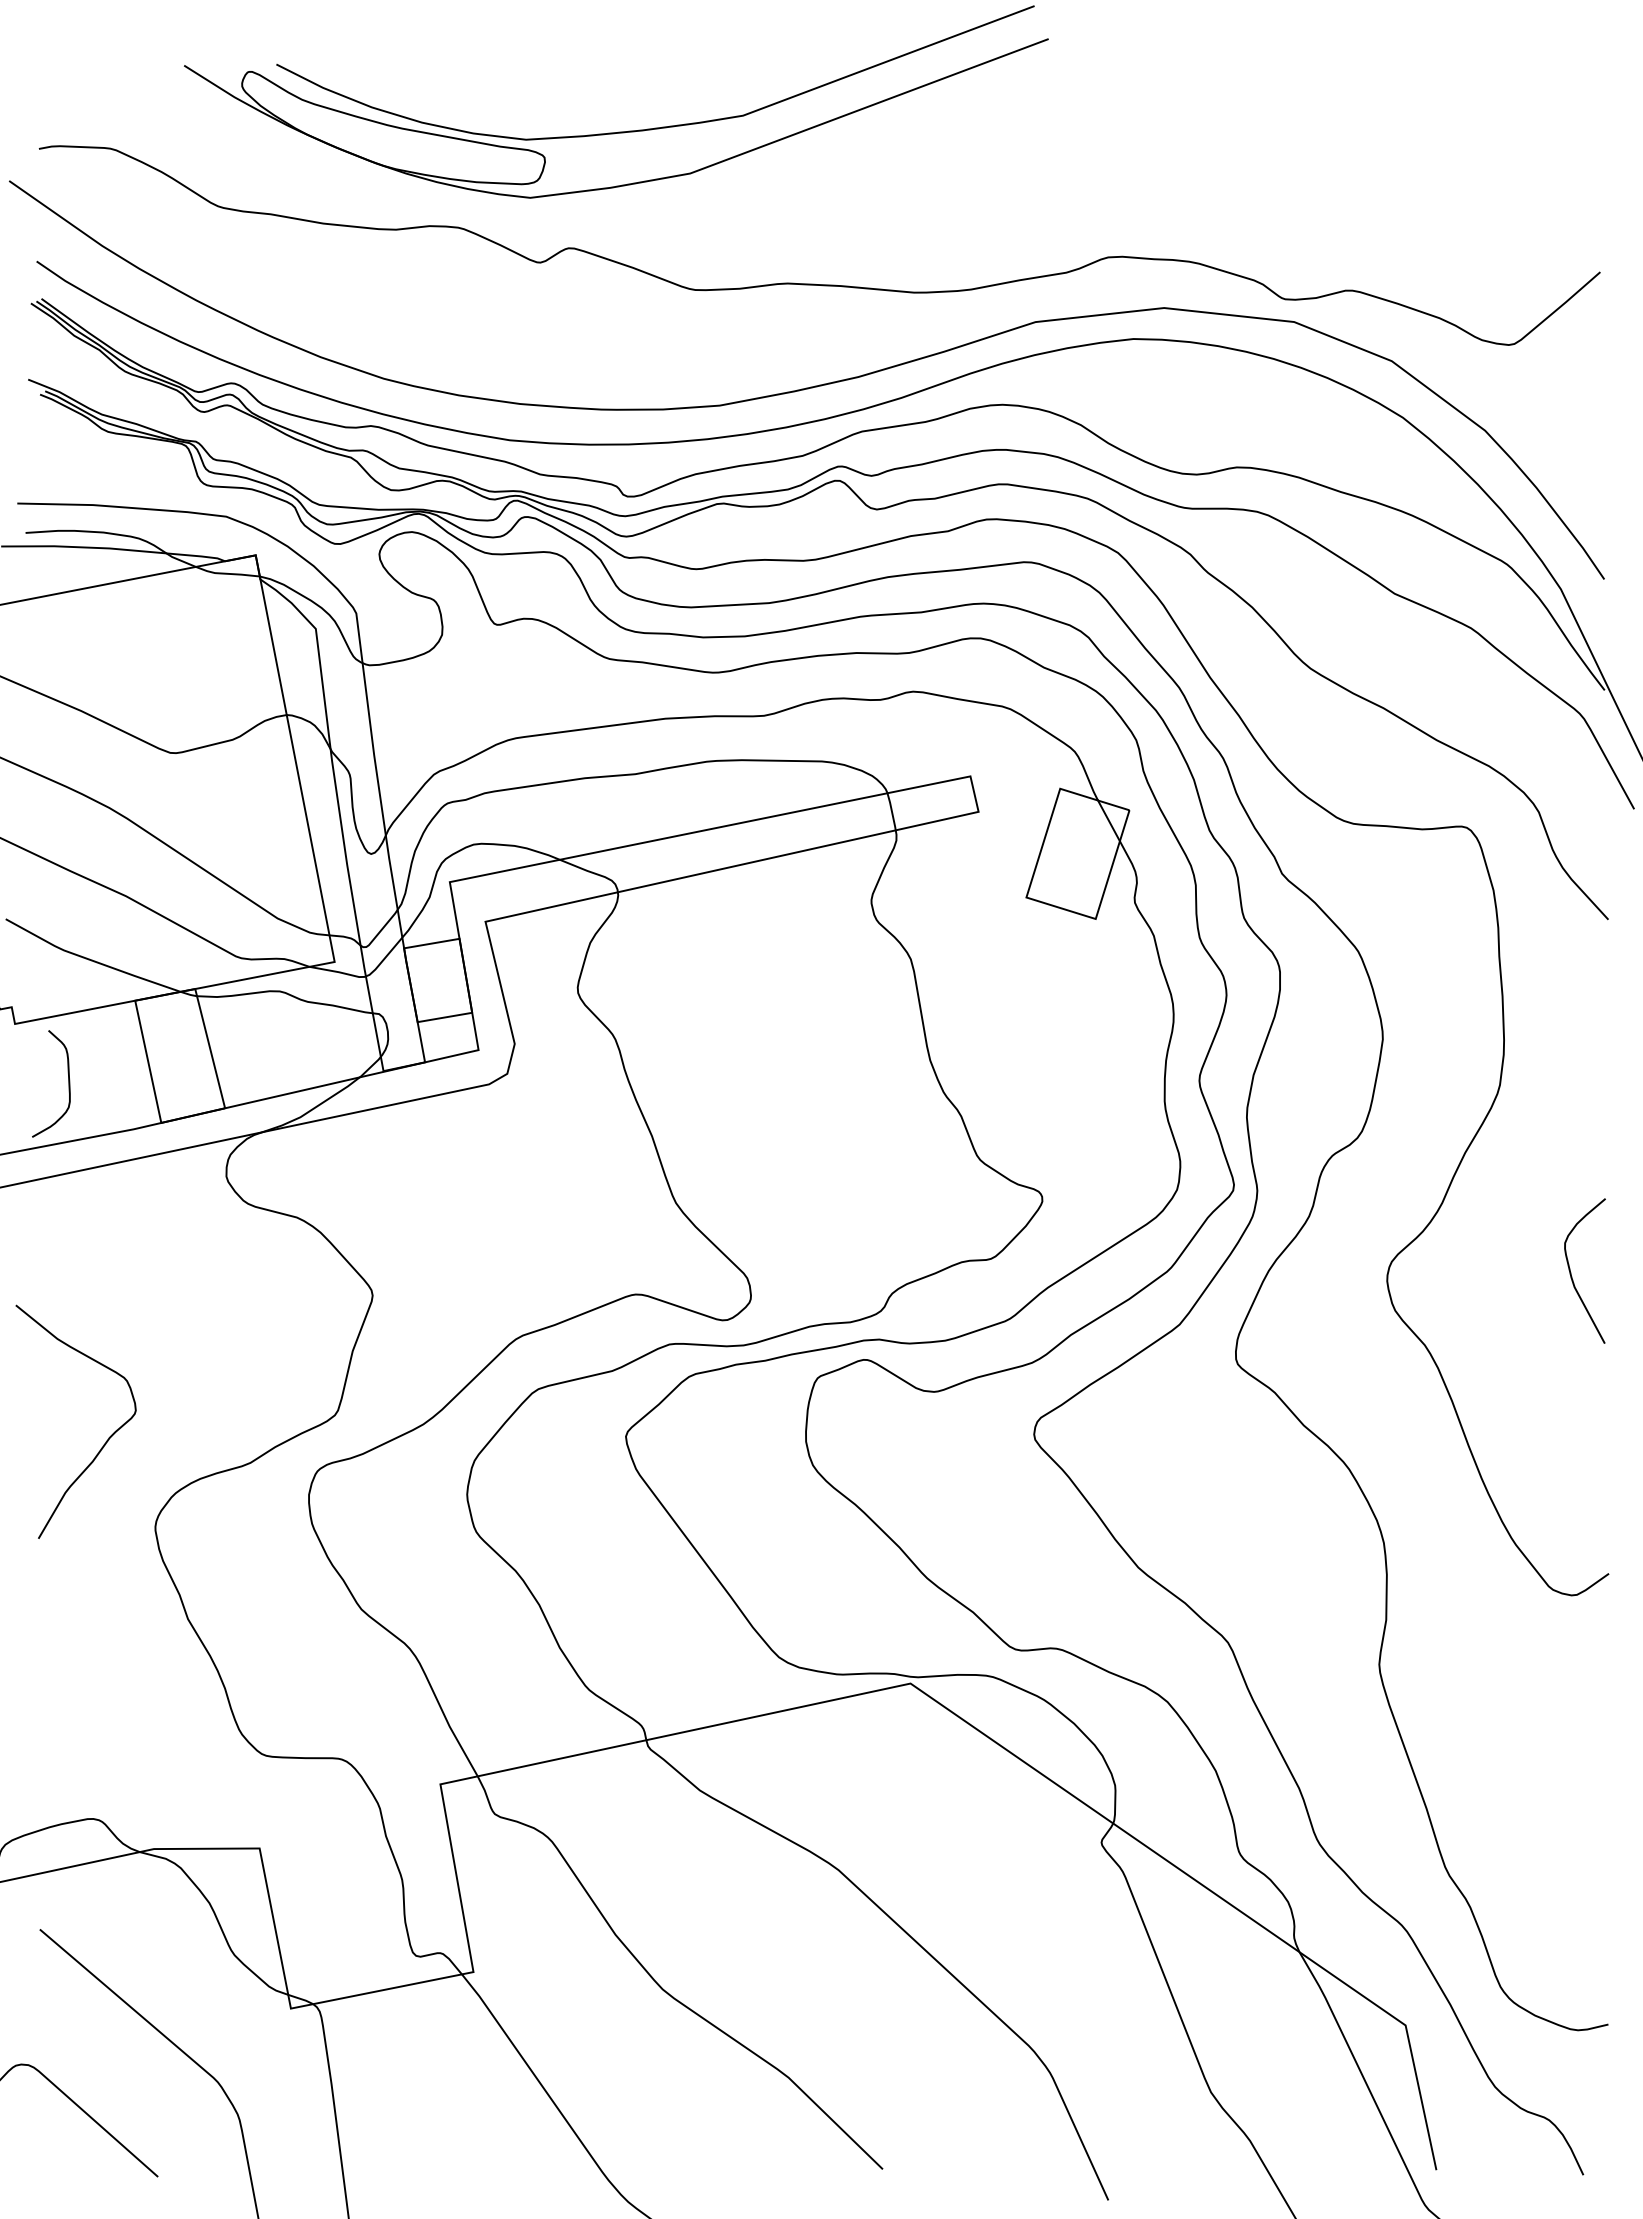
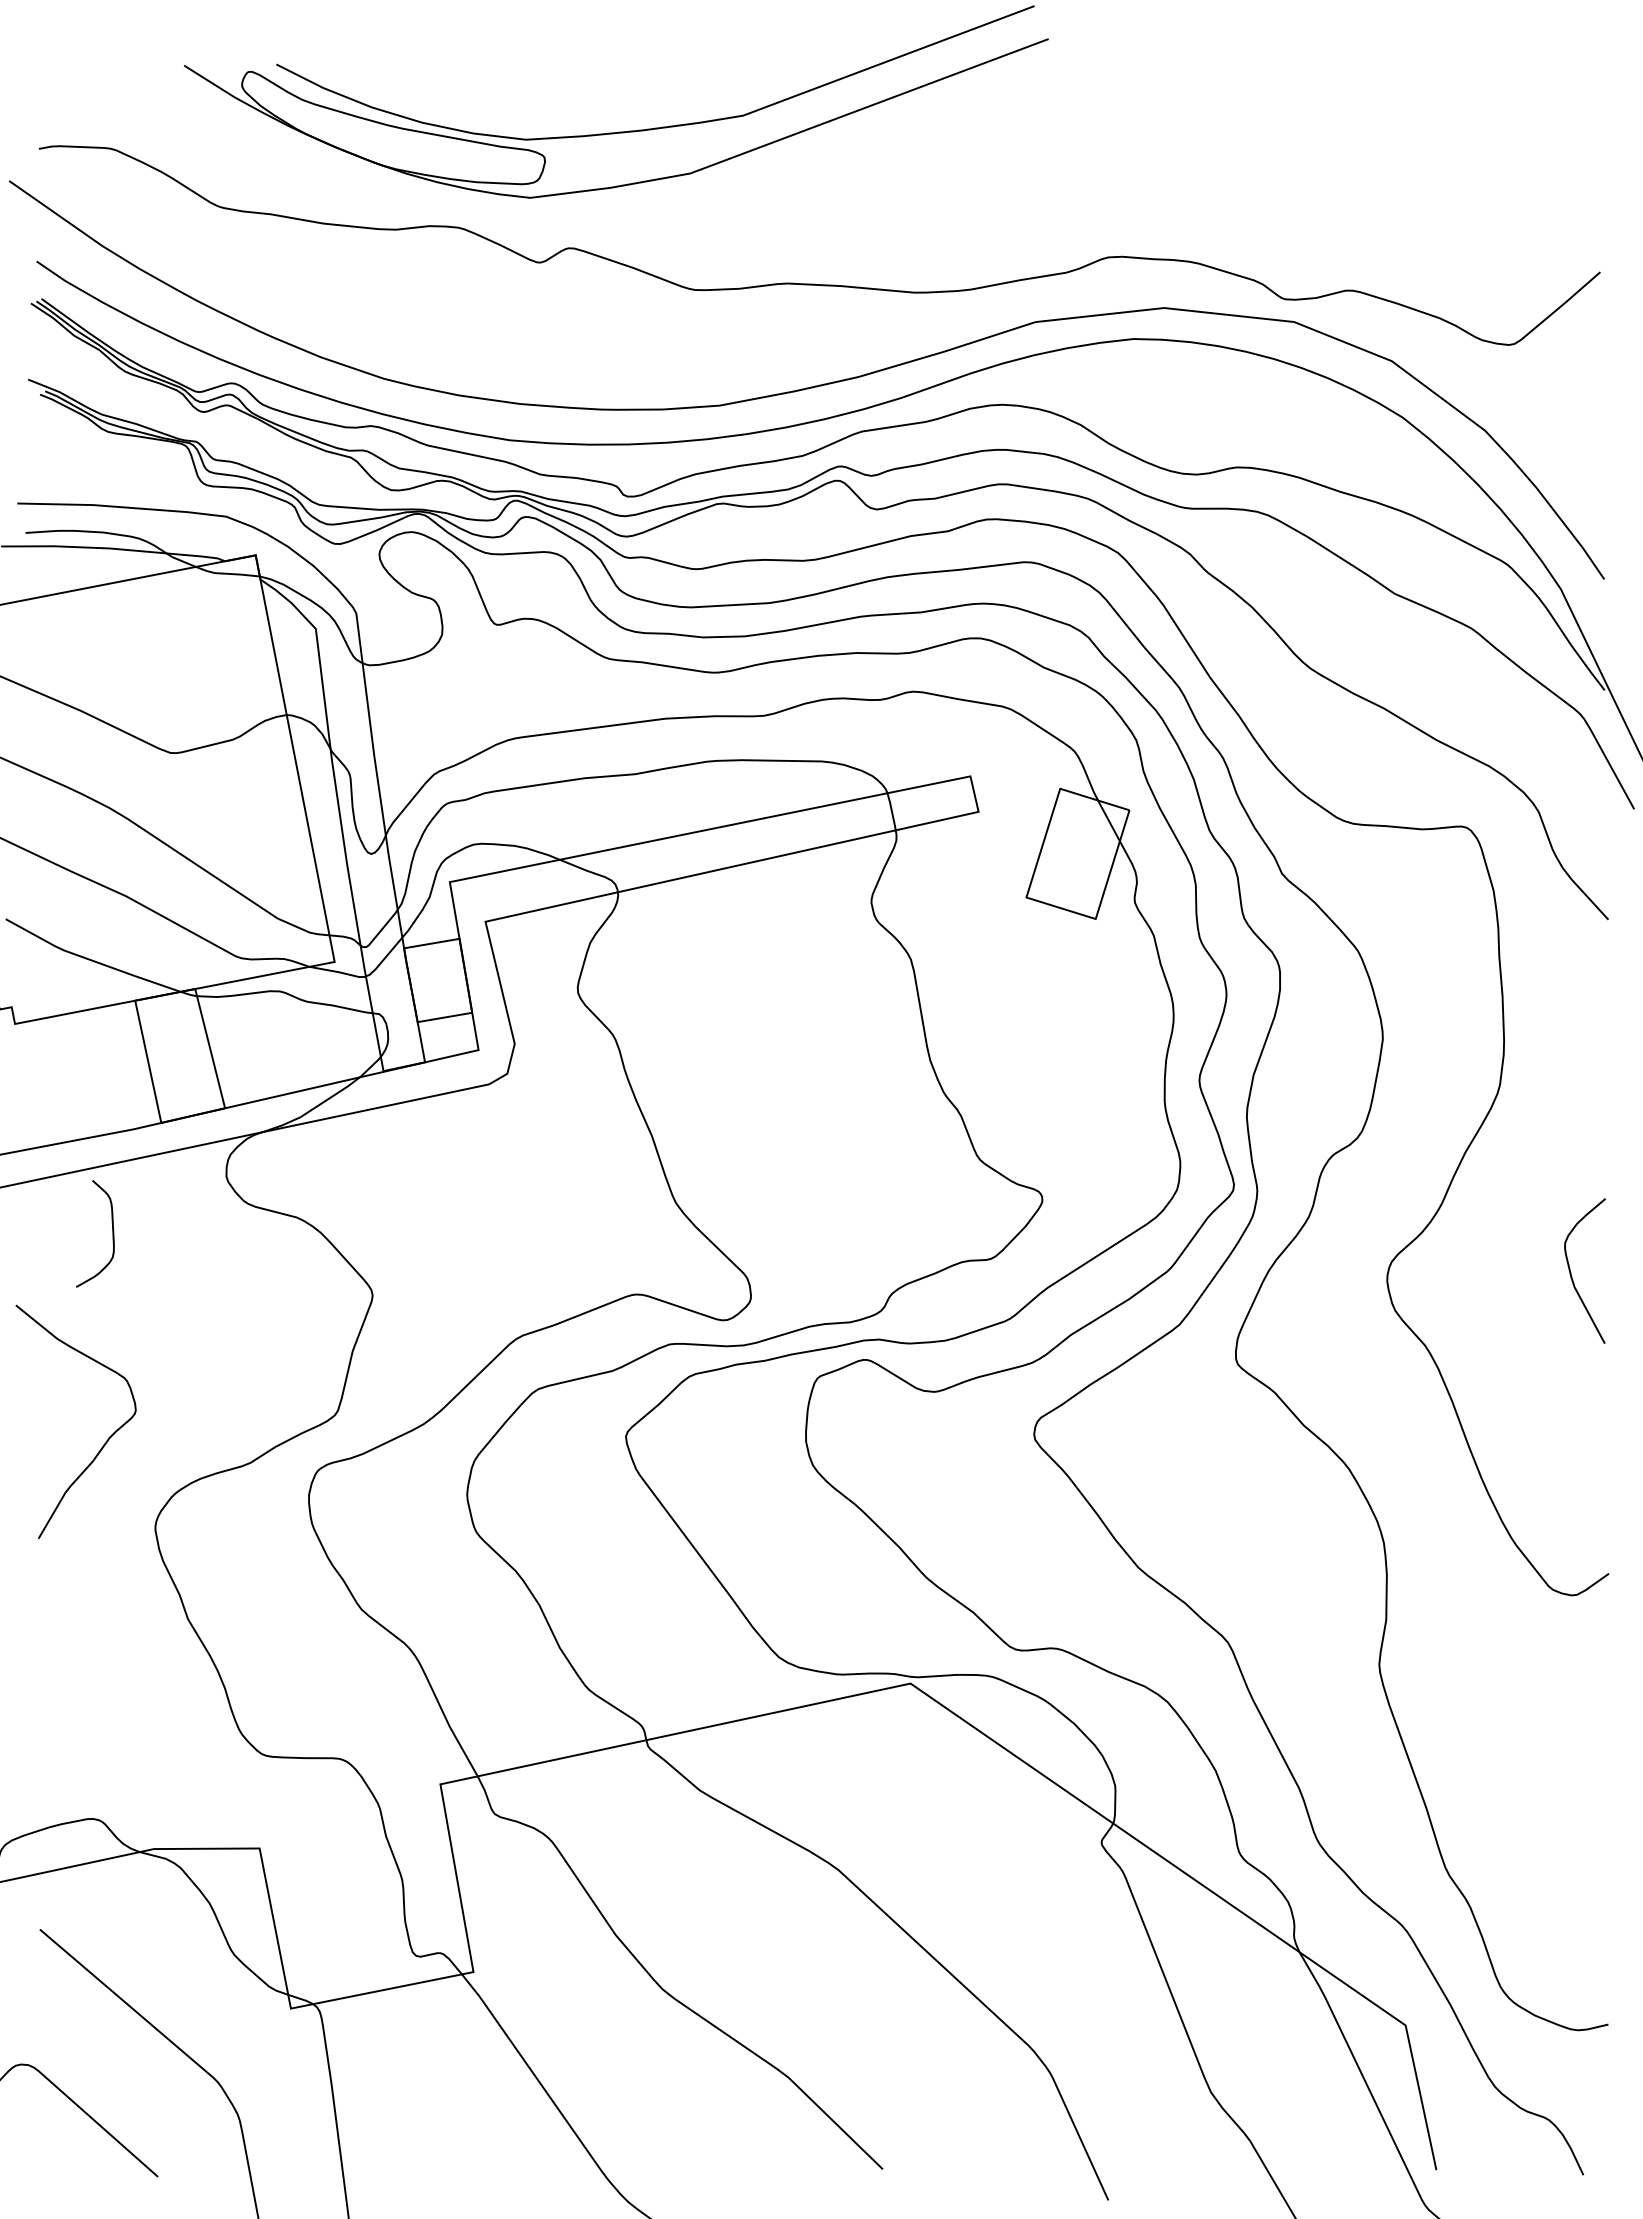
curve position: (68, 1083) -> (112, 1233) (112, 1233)
